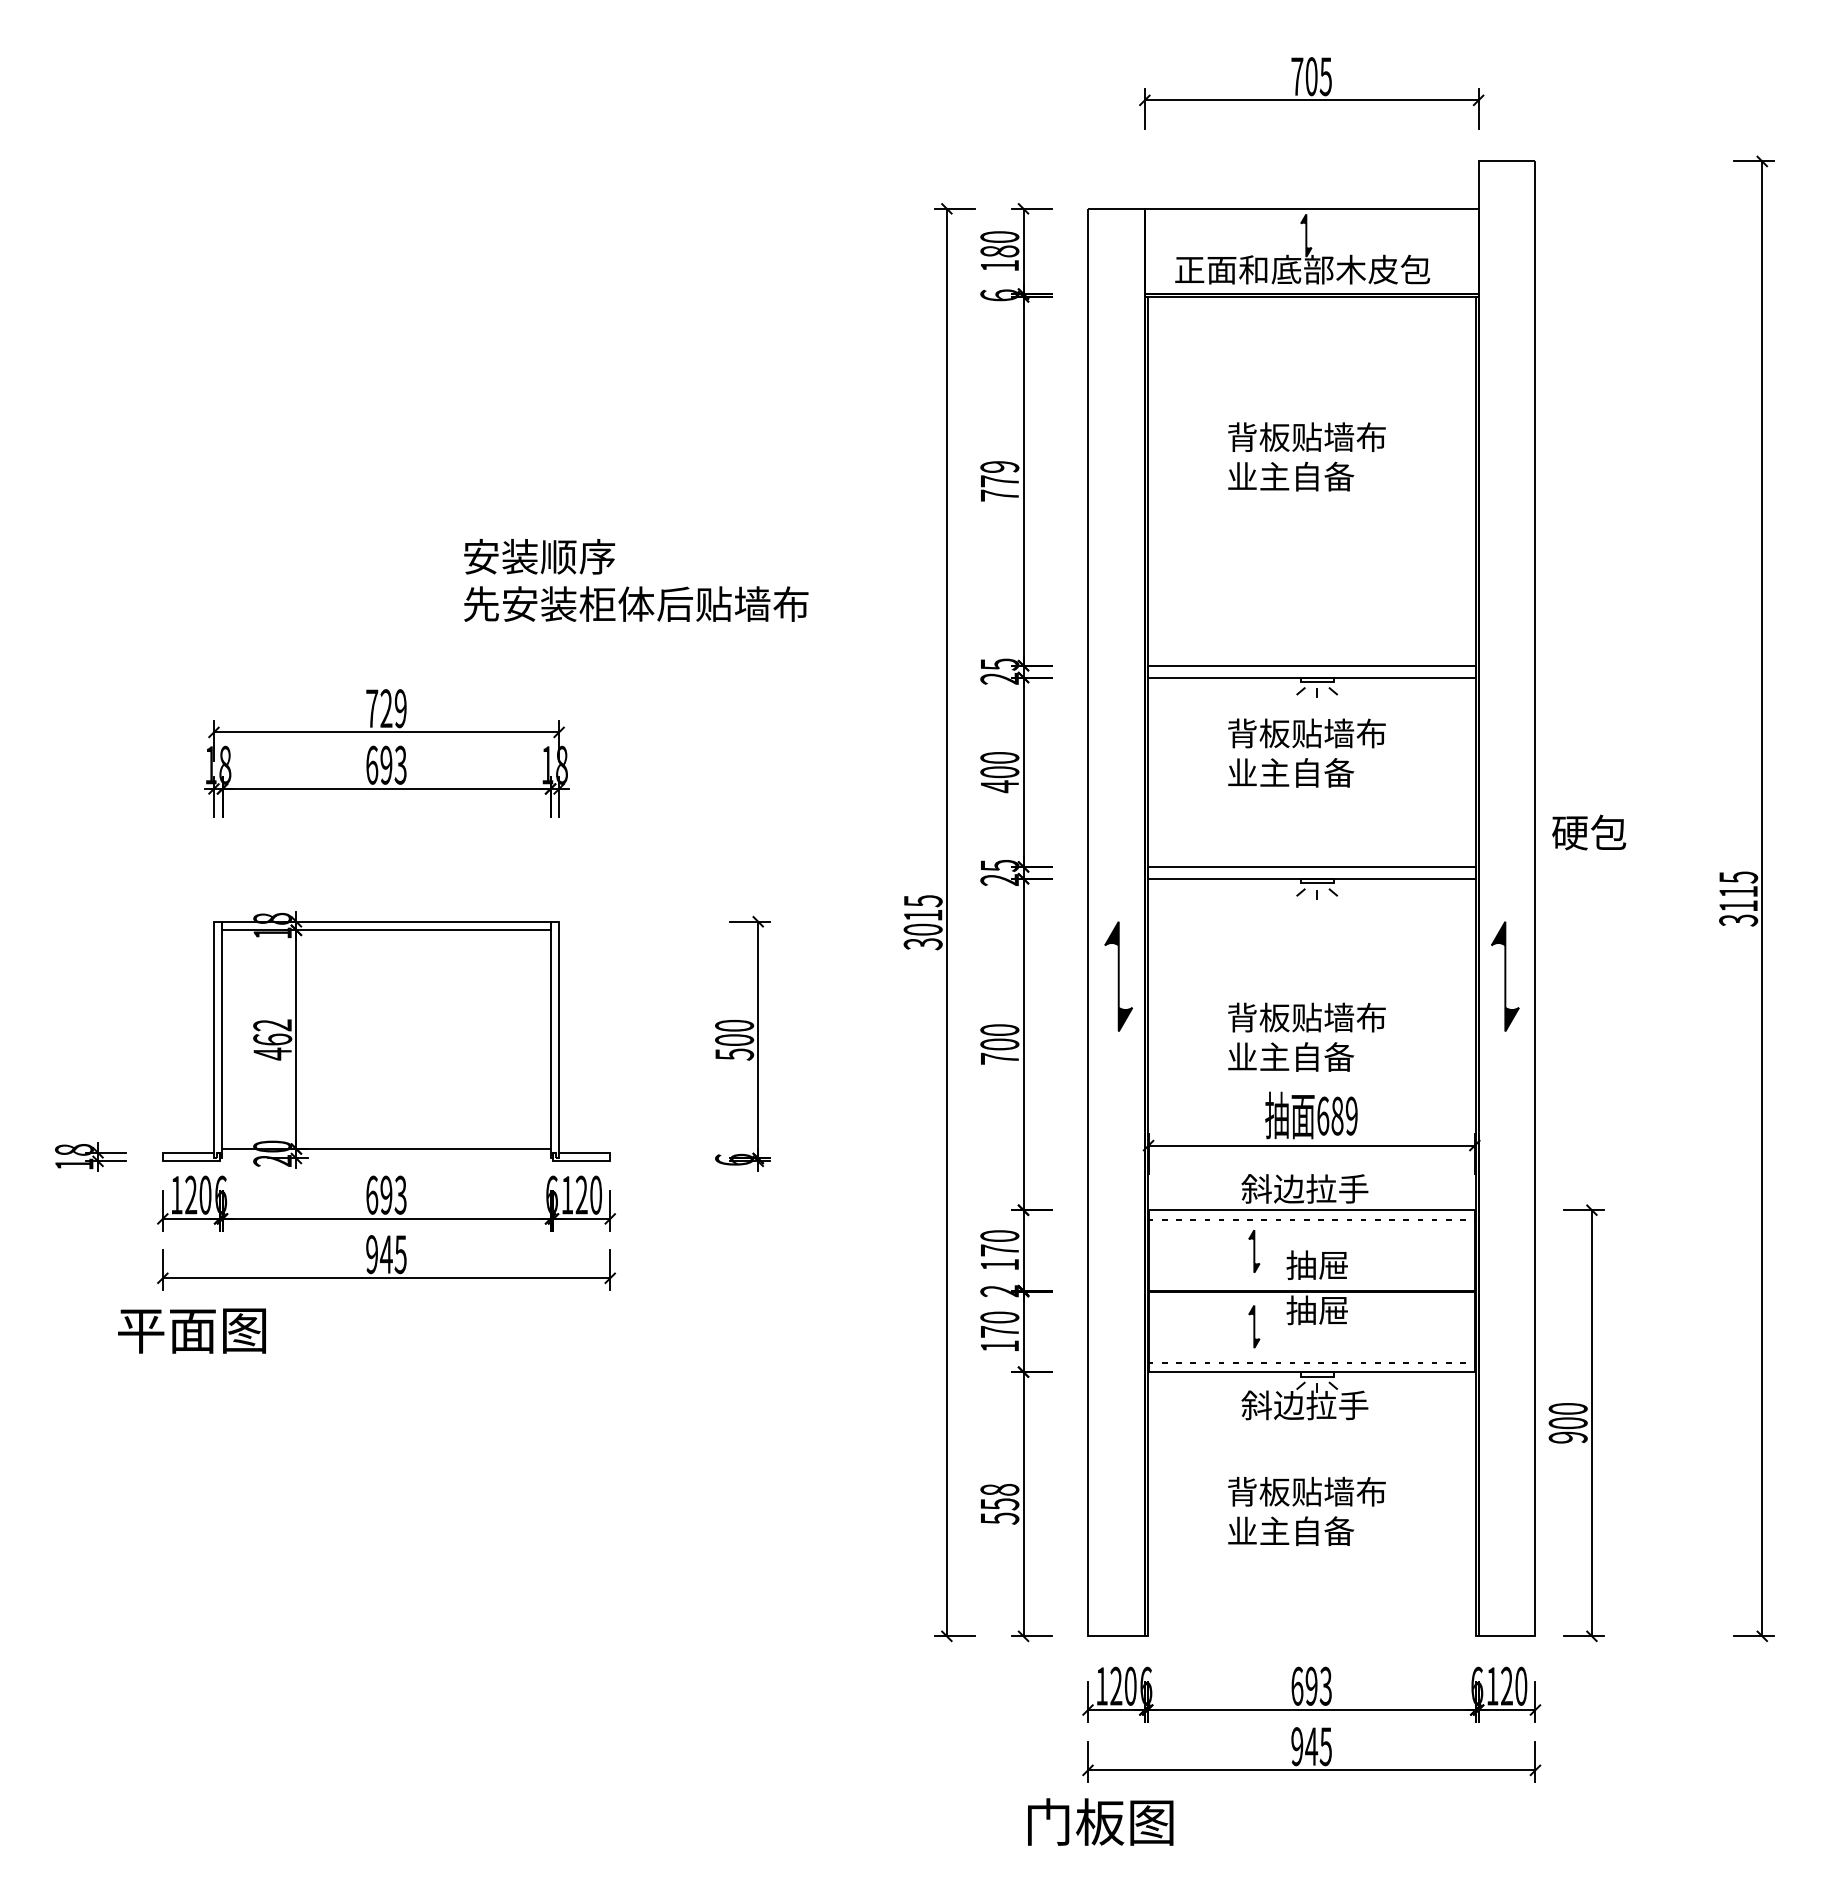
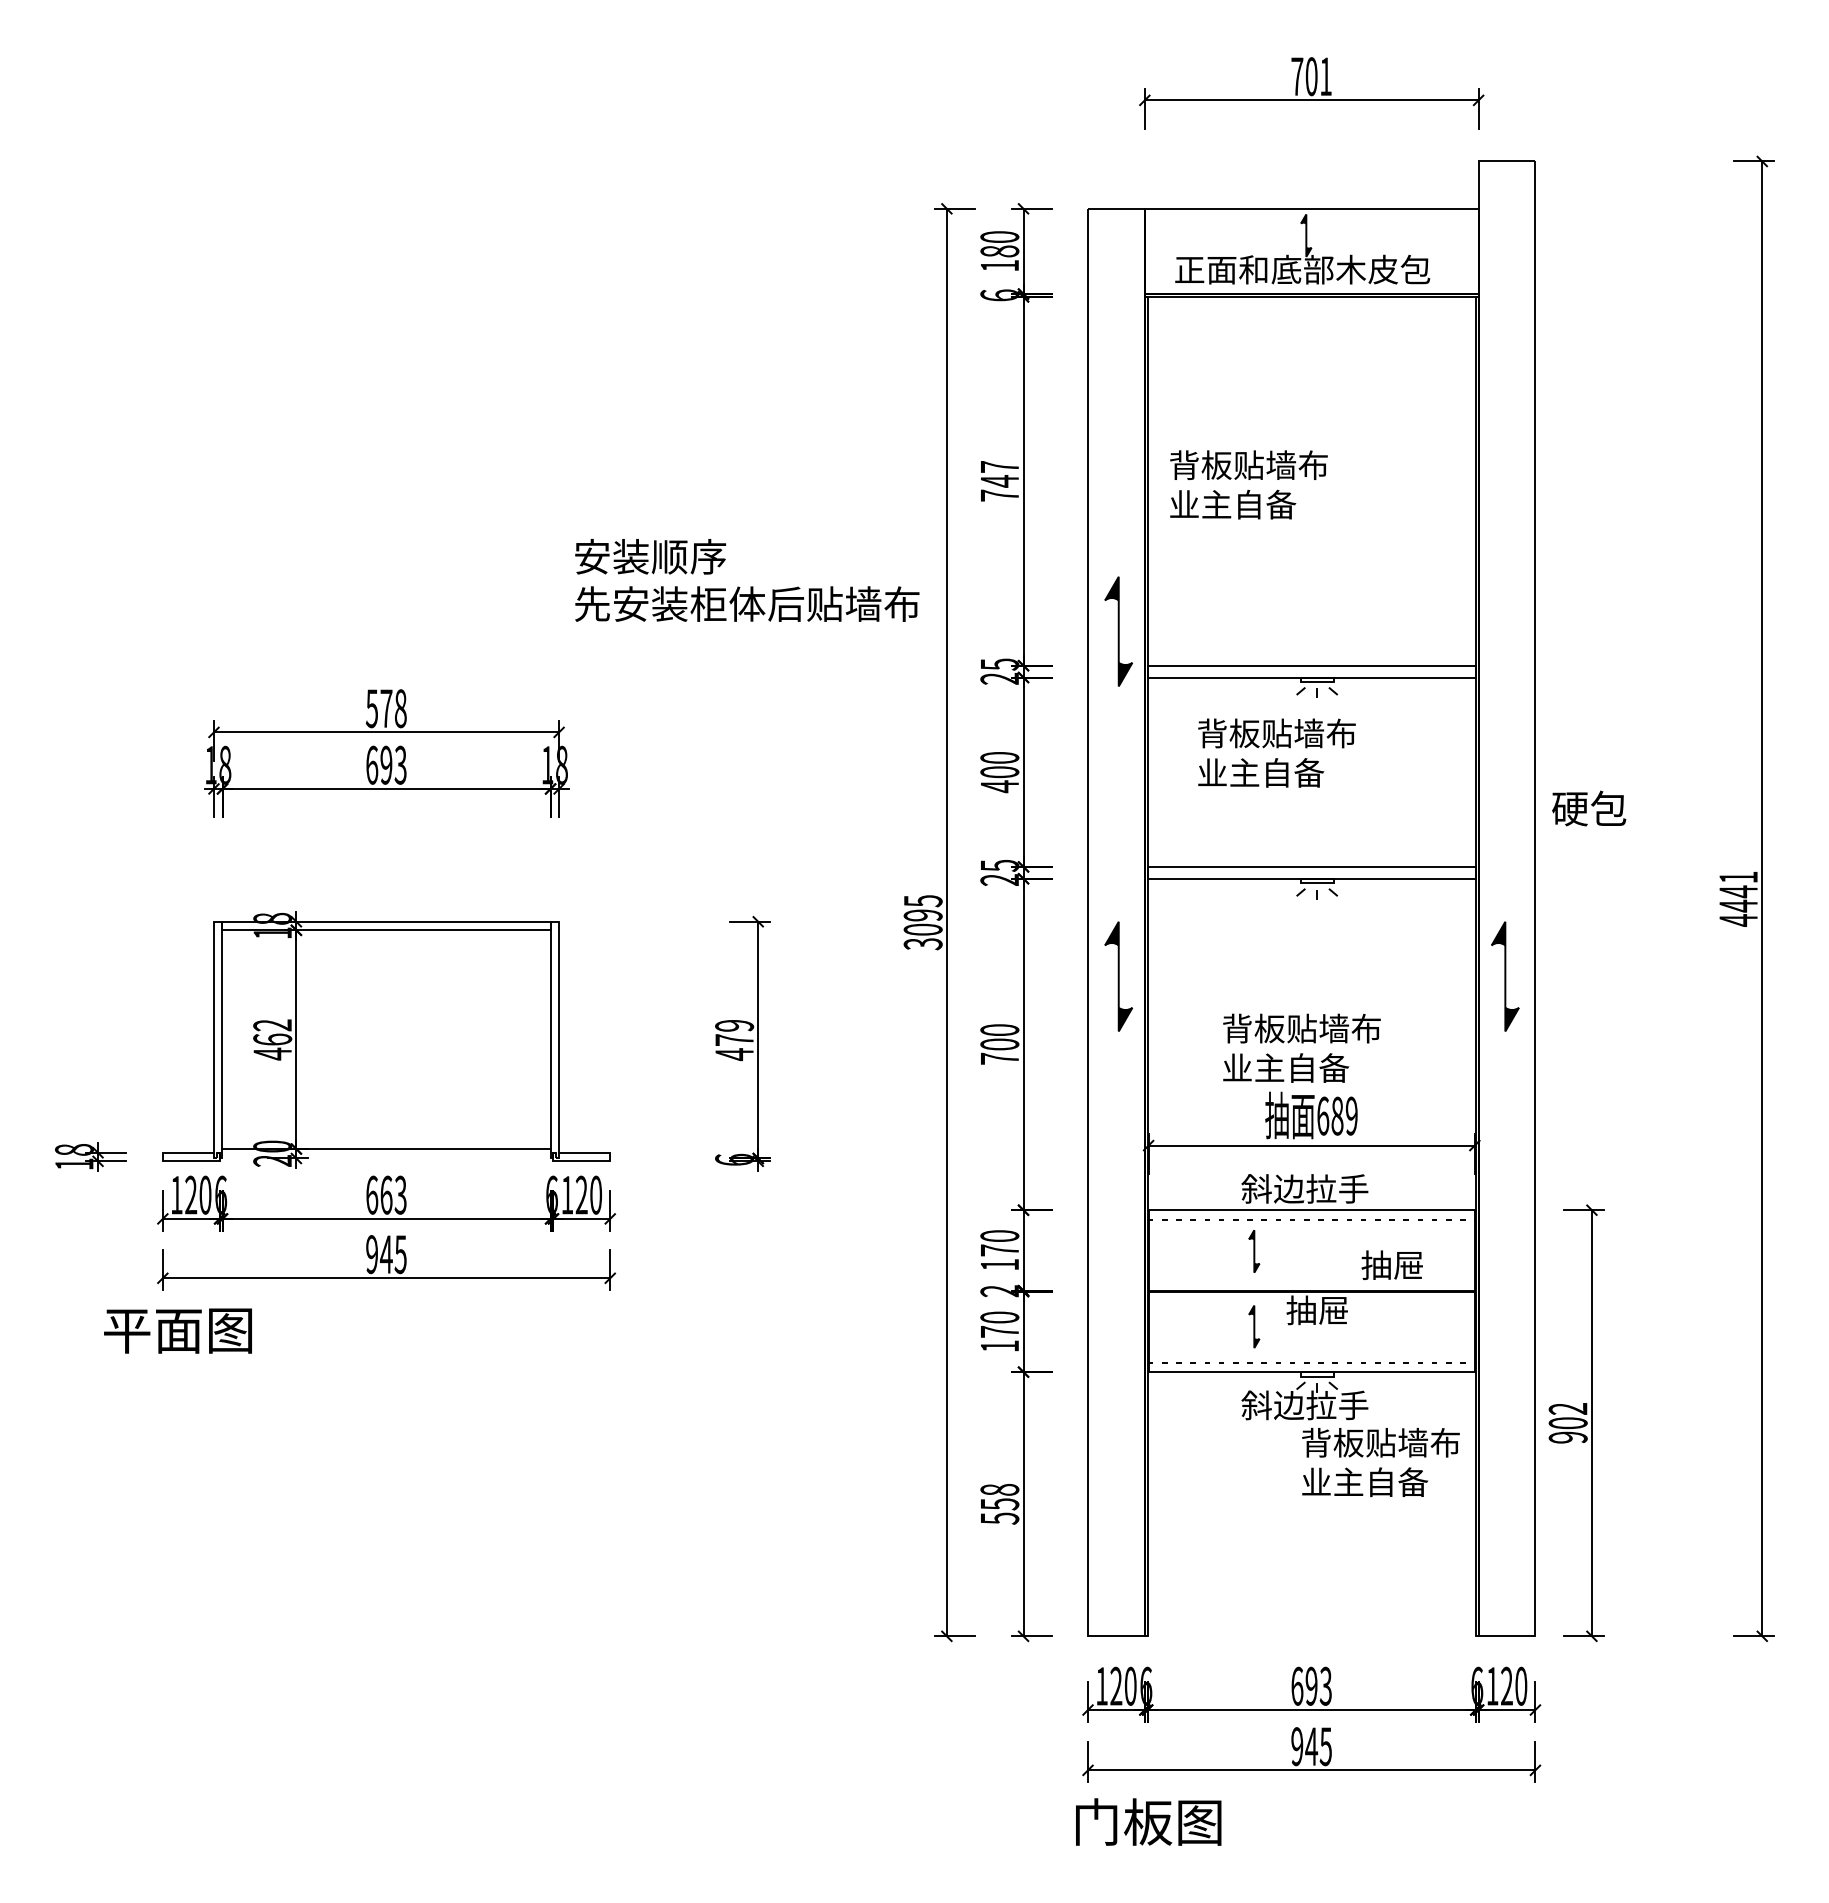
text: 705 -> 701 (1325, 76)
text position: (1306, 456) -> (1248, 484) (1248, 484)
text: 779 -> 747 (999, 474)
text position: (636, 580) -> (747, 580) (747, 580)
part: none -> present (1118, 631)
text: 729 -> 578 (385, 708)
text position: (1306, 752) -> (1276, 752) (1276, 752)
text position: (1589, 832) -> (1589, 808) (1589, 808)
text: 3115 -> 4441 (1738, 898)
text: 3015 -> 3095 (922, 915)
text position: (1306, 1036) -> (1301, 1047) (1301, 1047)
text: 500 -> 479 (734, 1040)
text: 693 -> 663 (386, 1194)
text position: (1316, 1264) -> (1391, 1264) (1391, 1264)
text position: (191, 1330) -> (177, 1330) (177, 1330)
text: 900 -> 902 (1567, 1408)
text position: (1306, 1511) -> (1380, 1462) (1380, 1462)
text position: (1100, 1821) -> (1148, 1821) (1148, 1821)
